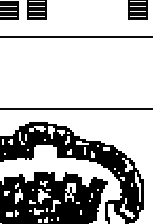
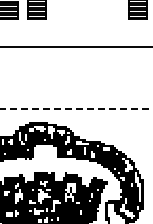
line position: (75, 37) -> (75, 47) (75, 47)
line: solid -> dashed (76, 108)
